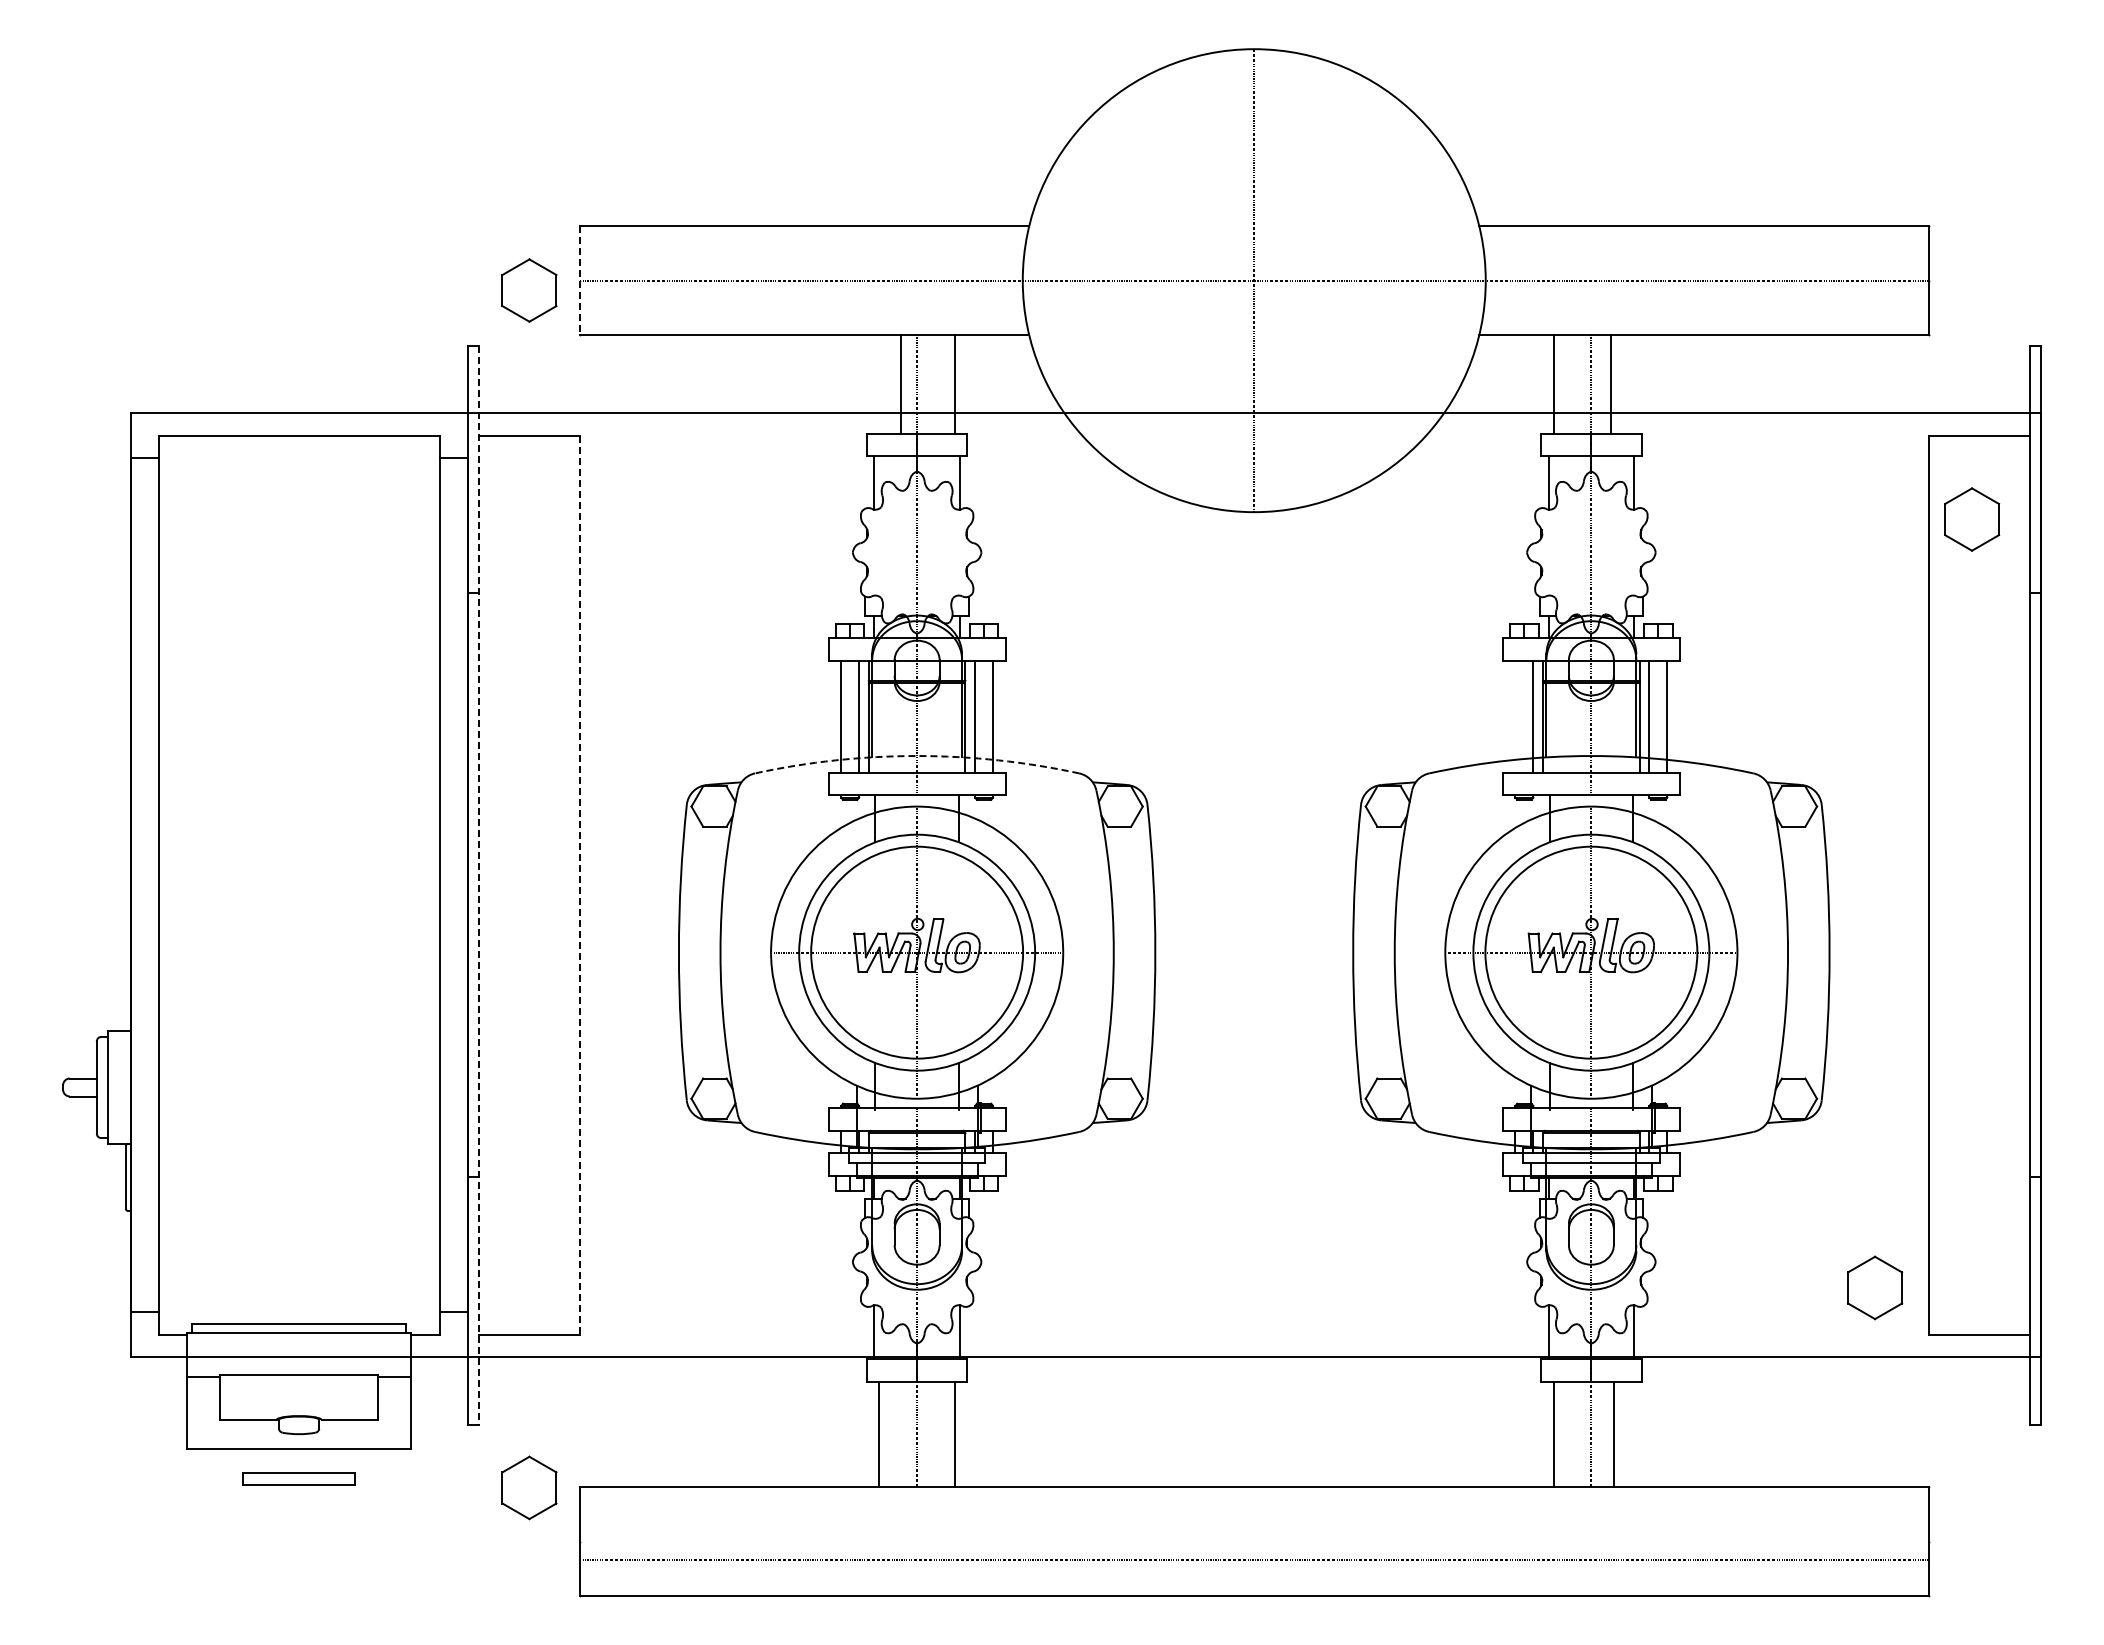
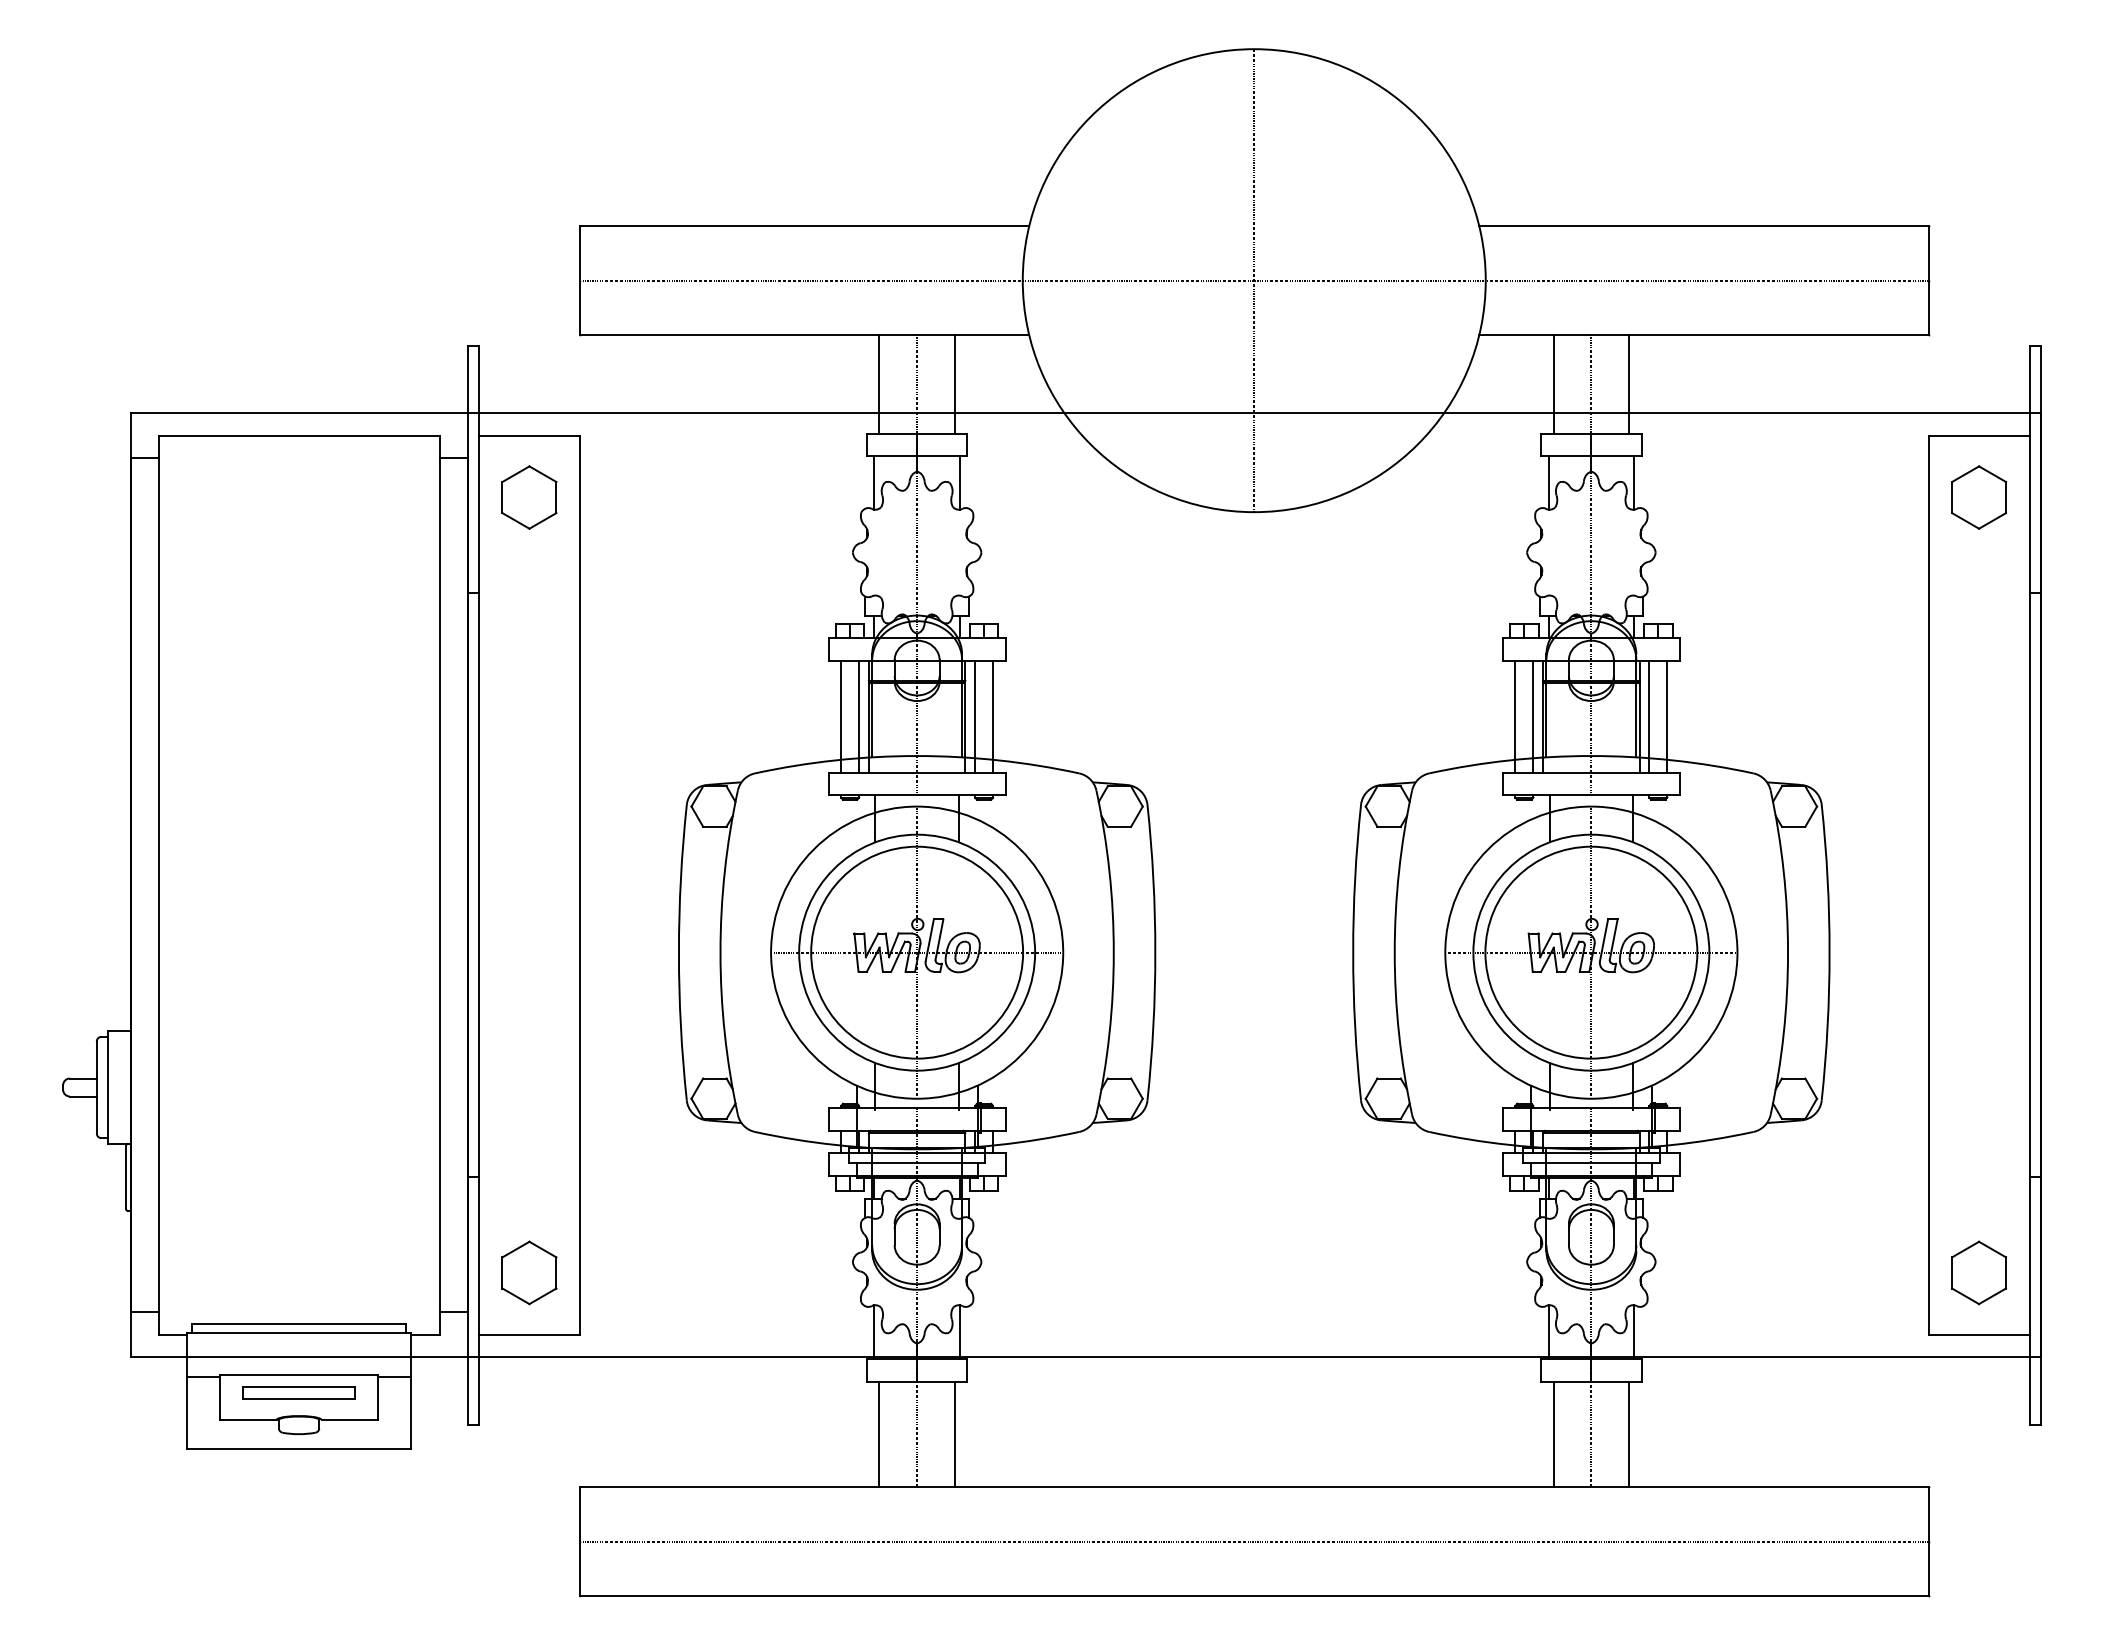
line: dashed -> solid (580, 281)
part position: (529, 290) -> (529, 497) (529, 497)
line position: (901, 383) -> (879, 383) (879, 383)
line position: (1611, 383) -> (1629, 383) (1629, 383)
part position: (1972, 519) -> (1979, 497) (1979, 497)
line: none -> present (1515, 716)
arc: dashed -> solid (917, 756)
line: dashed -> solid (478, 885)
line: dashed -> solid (580, 885)
part position: (1875, 1287) -> (1979, 1272) (1979, 1272)
line position: (1614, 1434) -> (1629, 1434) (1629, 1434)
part position: (298, 1478) -> (298, 1392) (298, 1392)
part position: (529, 1487) -> (529, 1272) (529, 1272)
line position: (1254, 1559) -> (1254, 1541) (1254, 1541)
